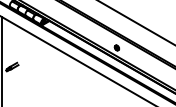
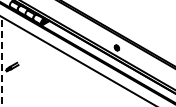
line: present -> none (136, 22)
line: solid -> dashed (1, 61)
